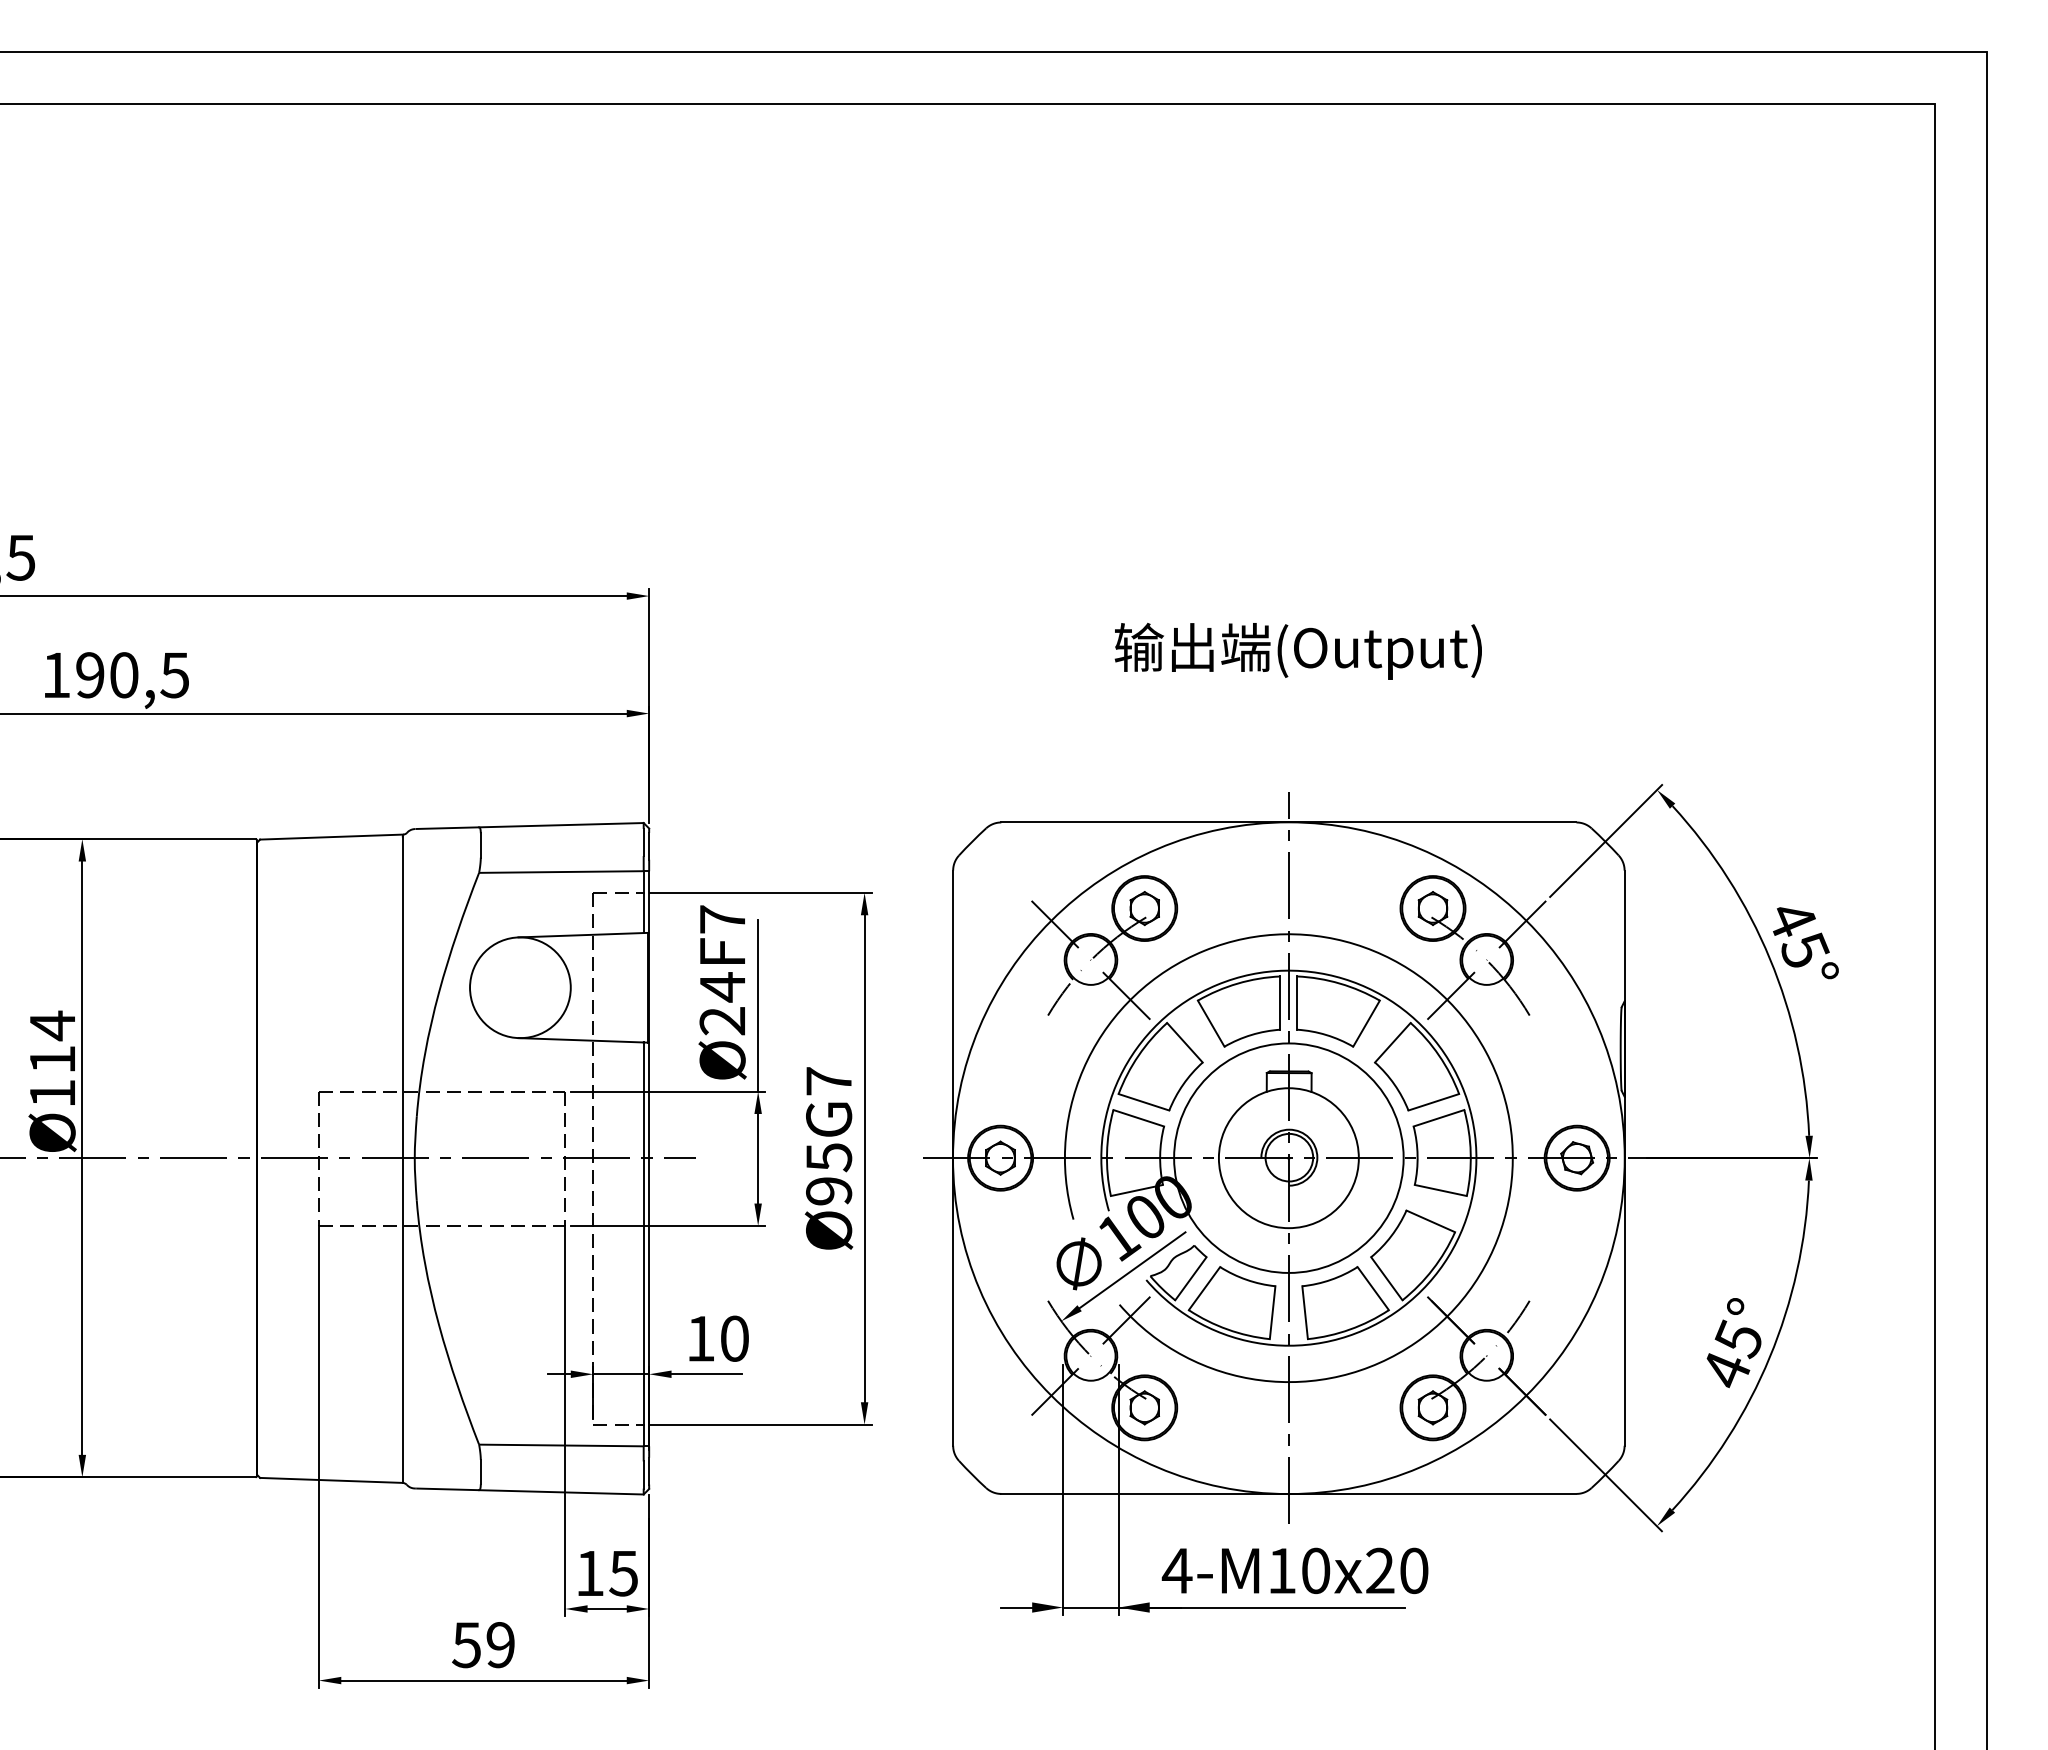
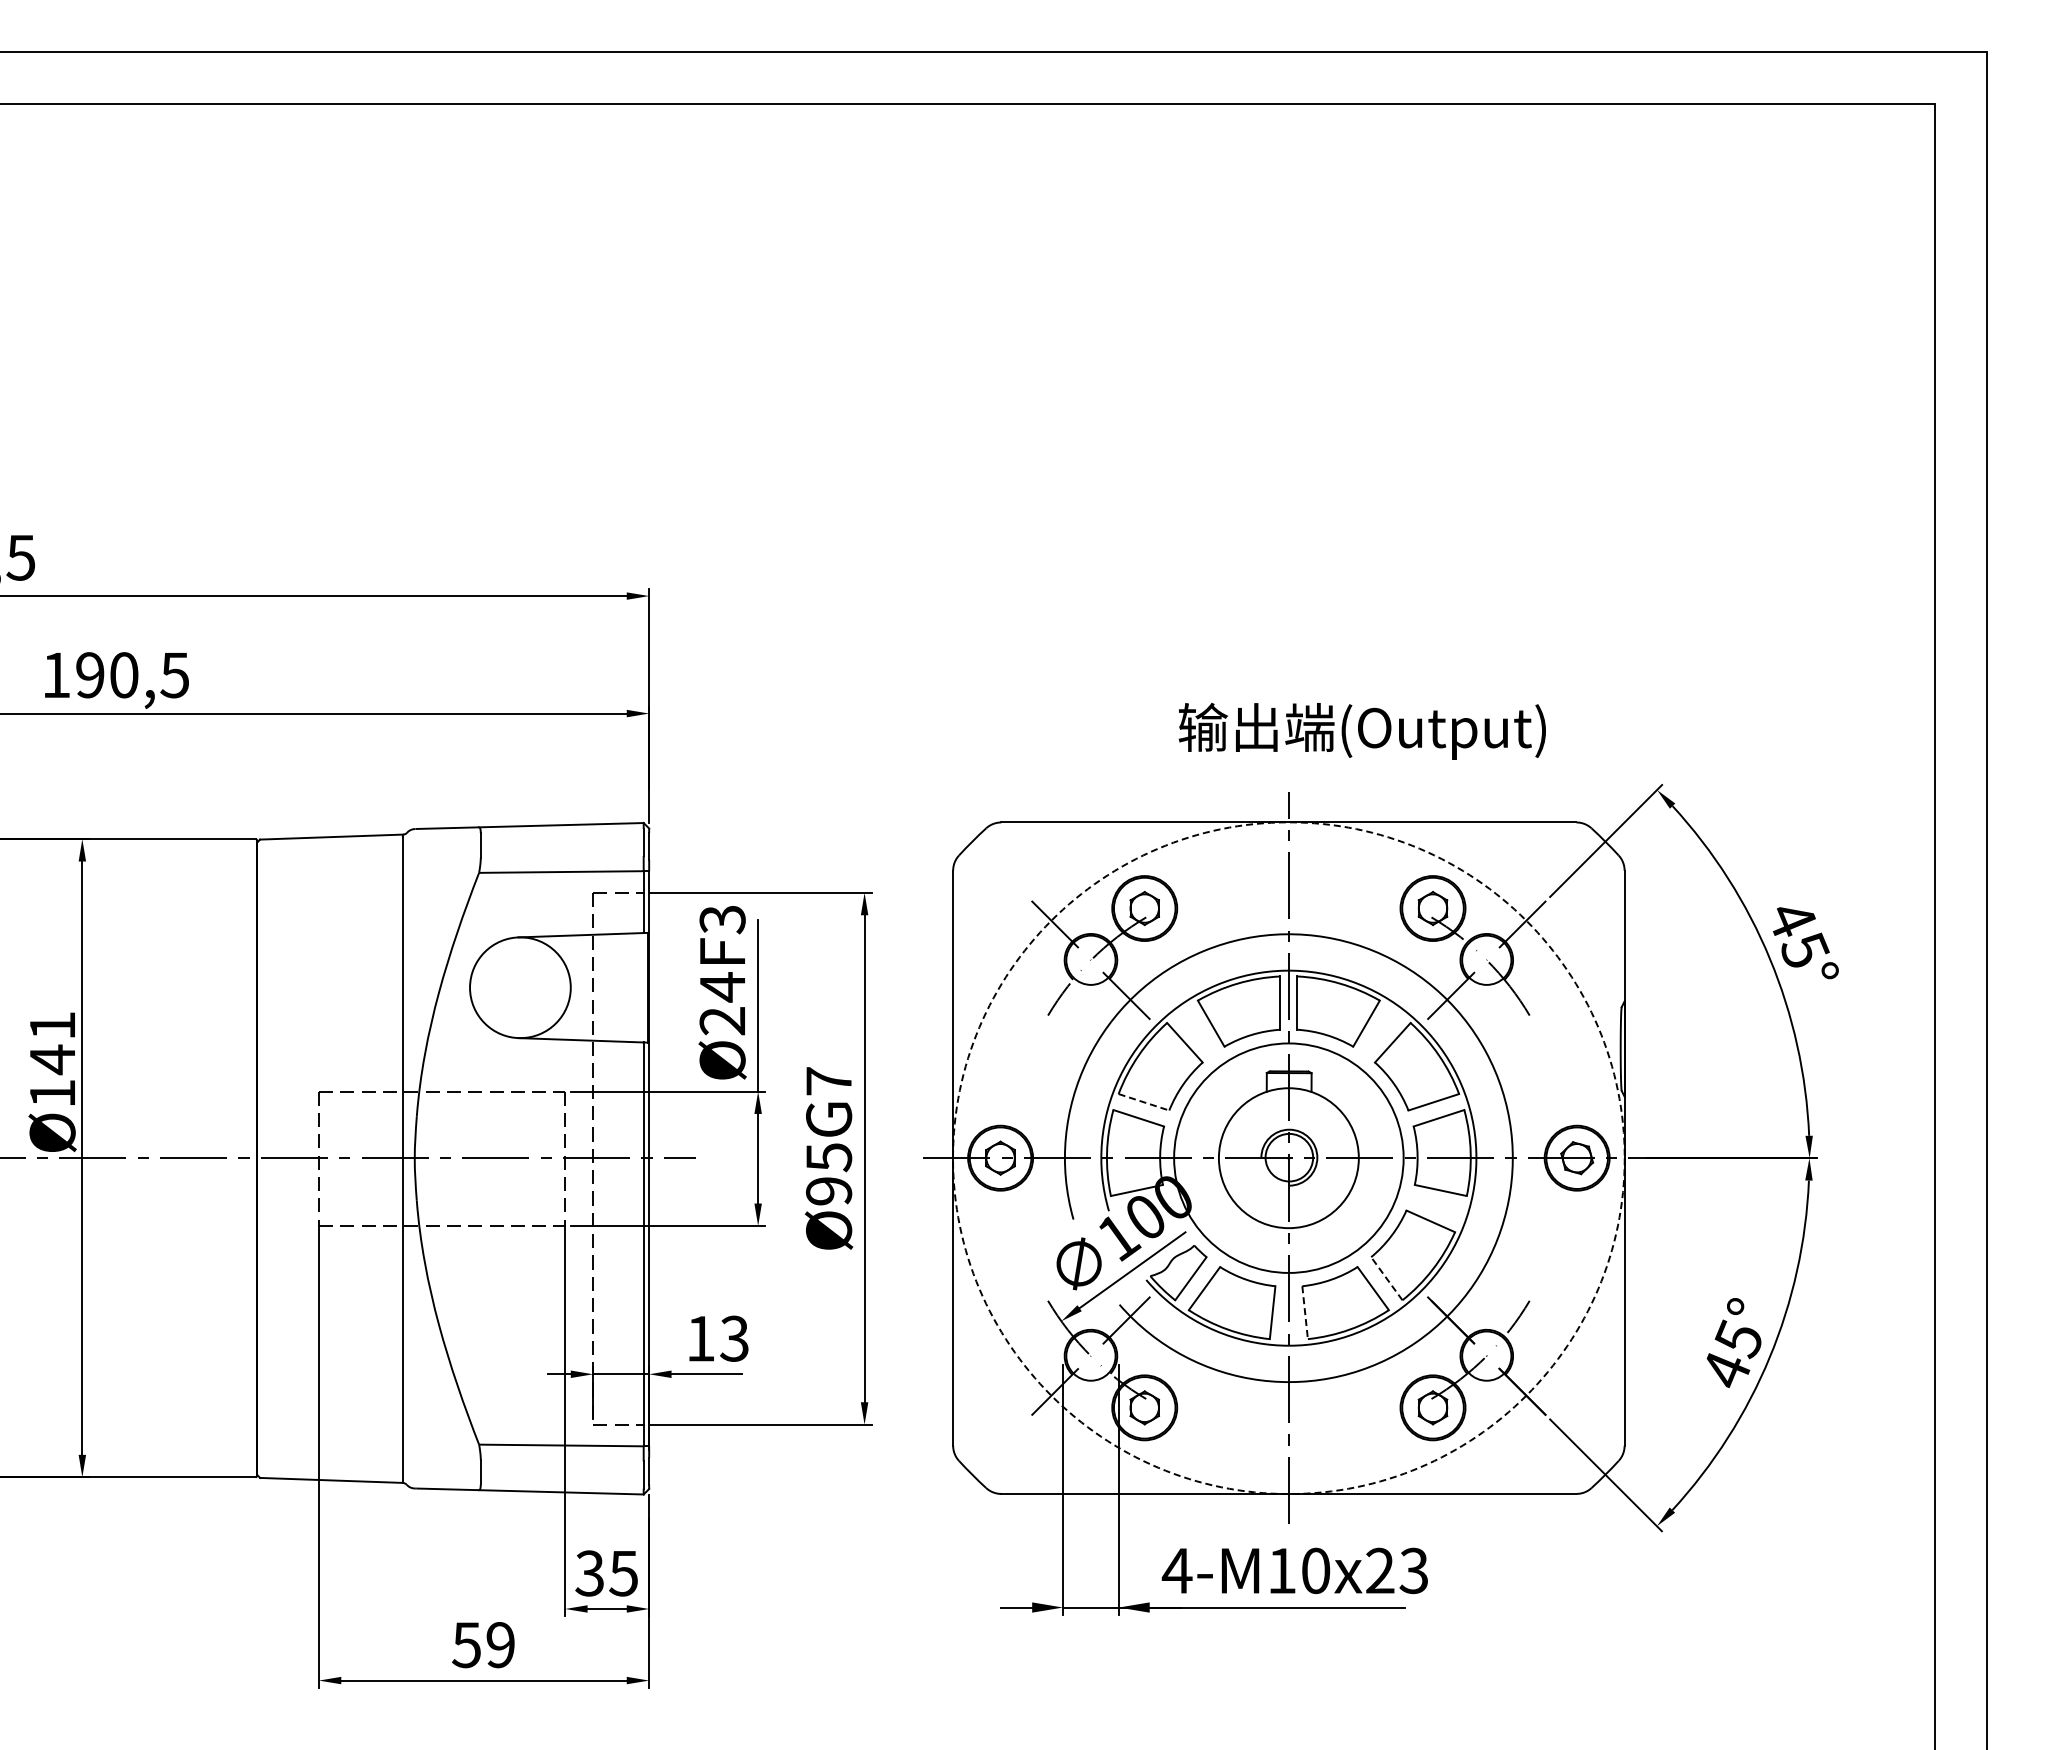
text position: (1297, 650) -> (1361, 730) (1361, 730)
text: Ø24F7 -> Ø24F3 (722, 919)
text: Ø114 -> Ø141 (52, 1042)
line: solid -> dashed (1143, 1102)
circle: solid -> dashed (1288, 1158)
line: solid -> dashed (1386, 1278)
line: solid -> dashed (1305, 1312)
text: 10 -> 13 (734, 1338)
text: 4-M10x20 -> 4-M10x23 (1413, 1570)
text: 15 -> 35 (589, 1573)
